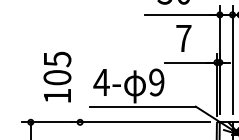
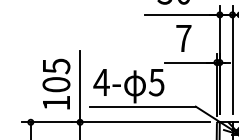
text position: (57, 76) -> (56, 83) (56, 83)
text: 9 -> 5 (156, 82)
line: none -> present (80, 93)
